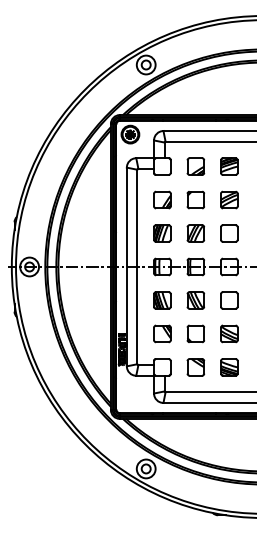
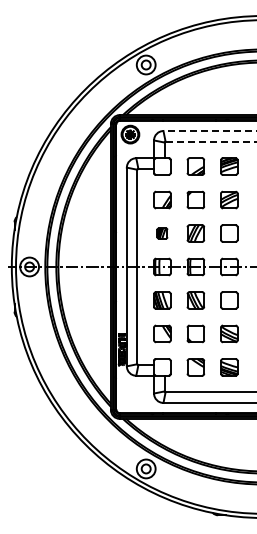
line: solid -> dashed (209, 131)
line: solid -> dashed (210, 141)
part size: 19x19 px -> 13x13 px (162, 233)
